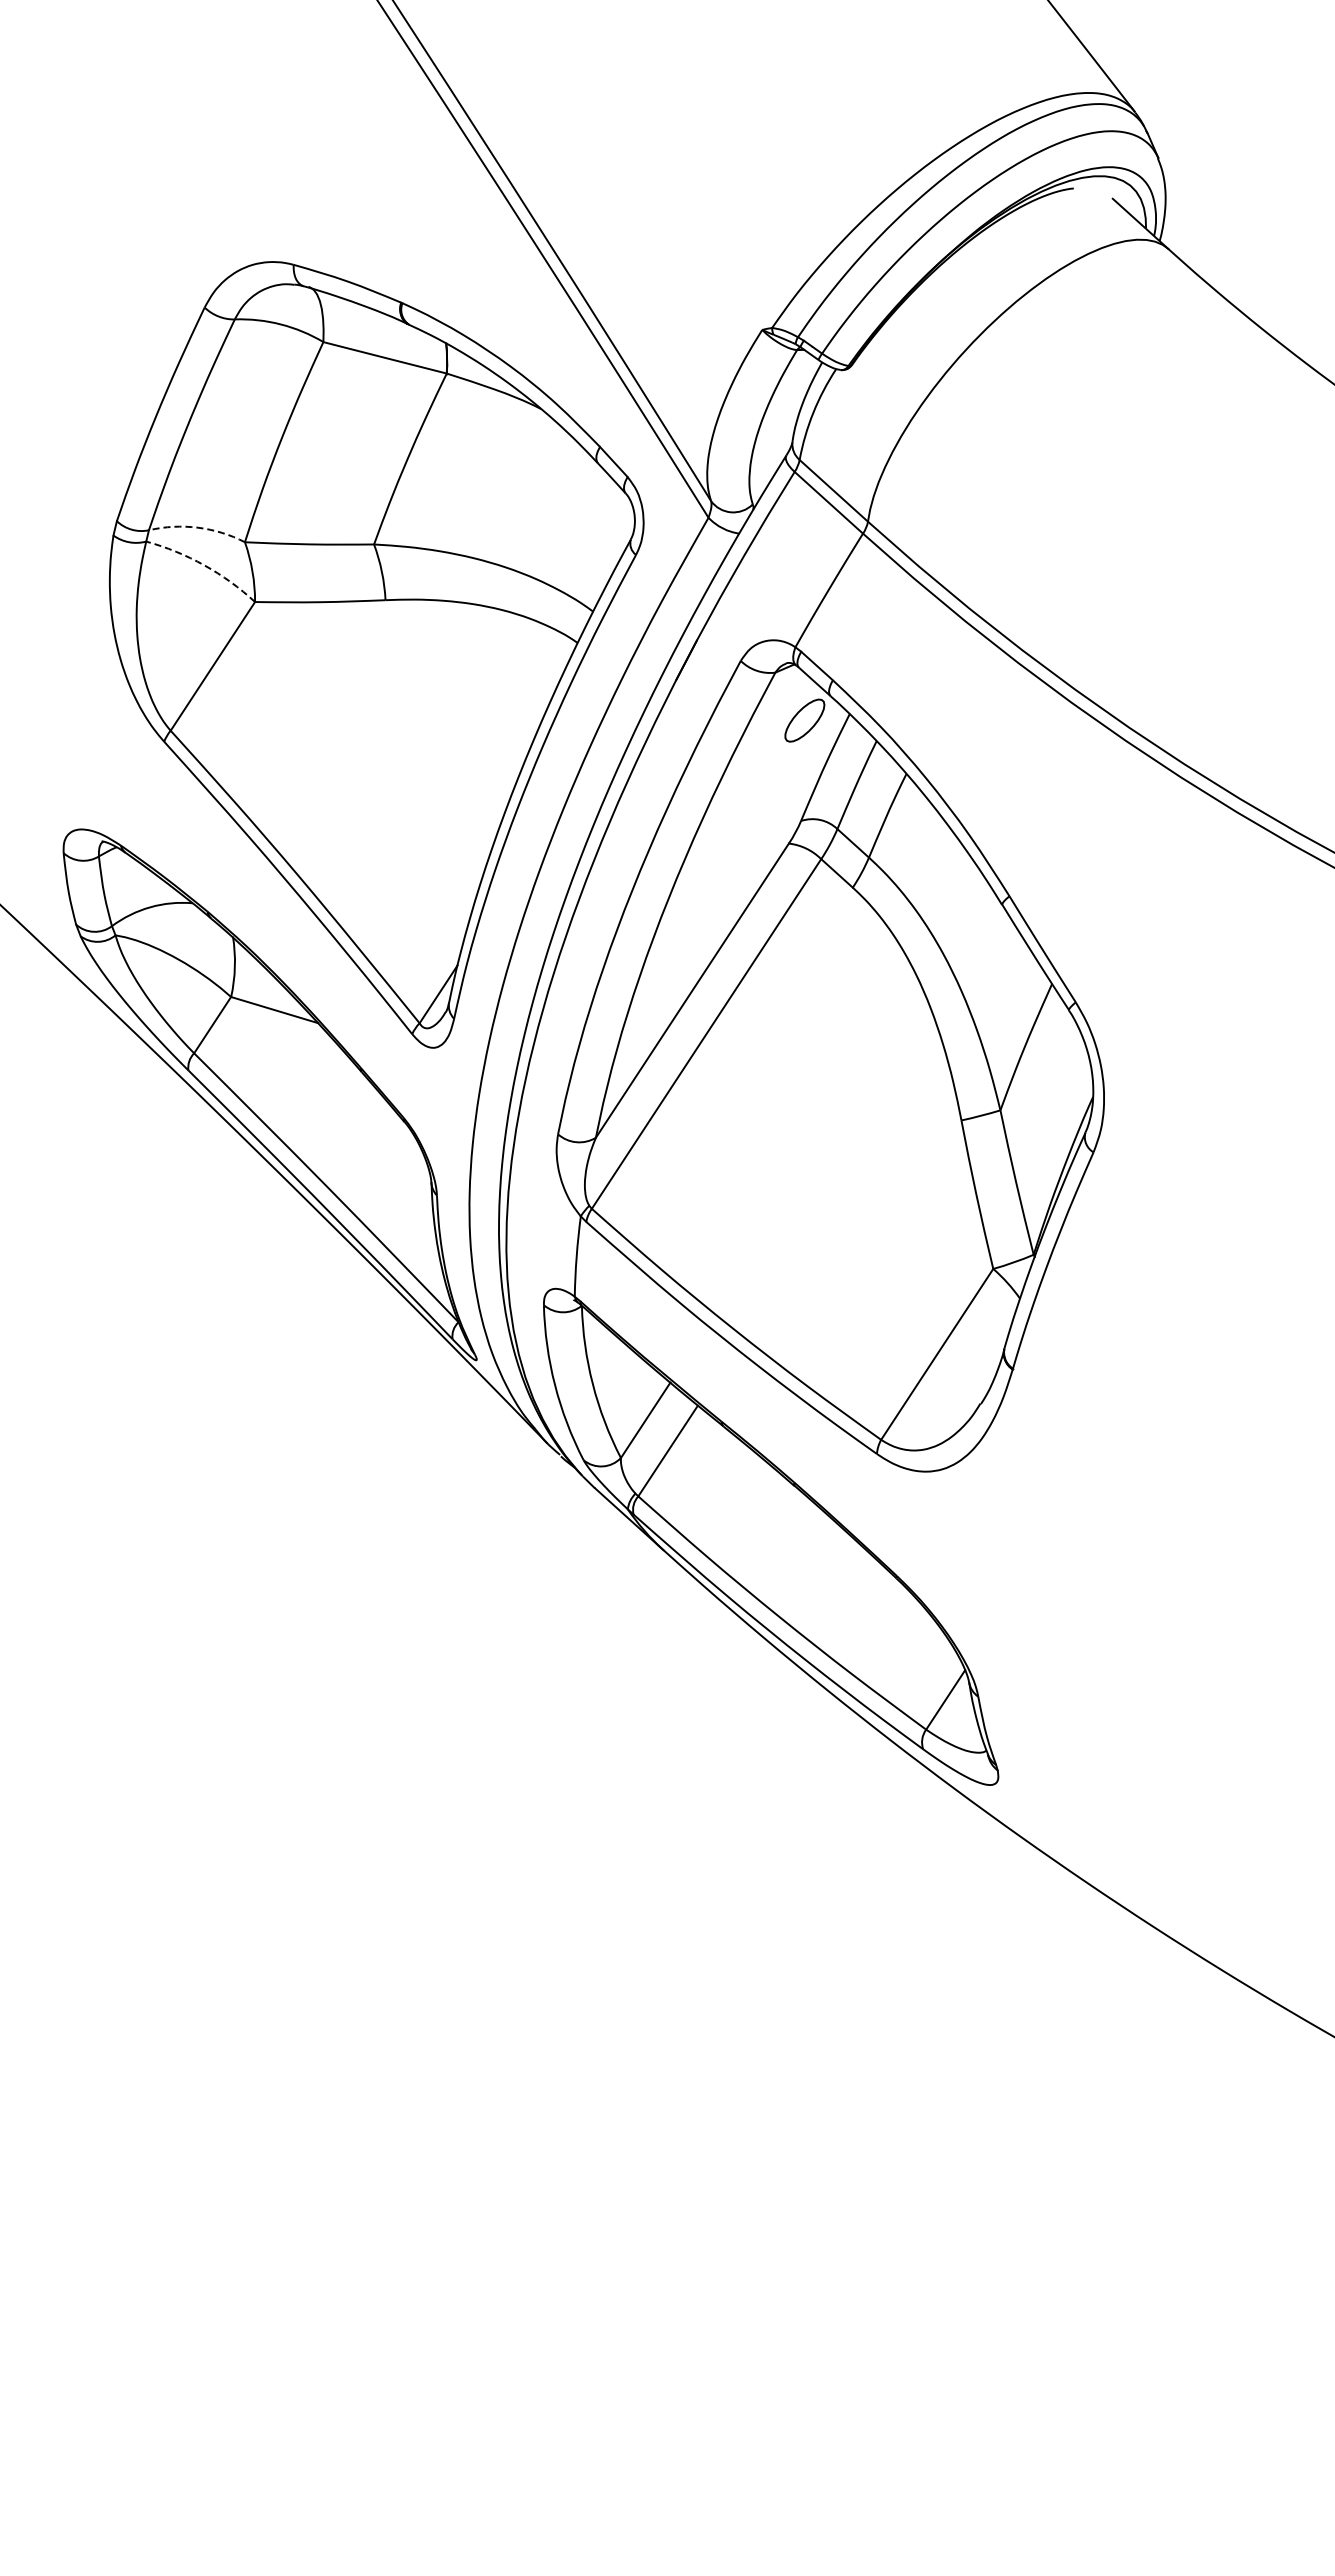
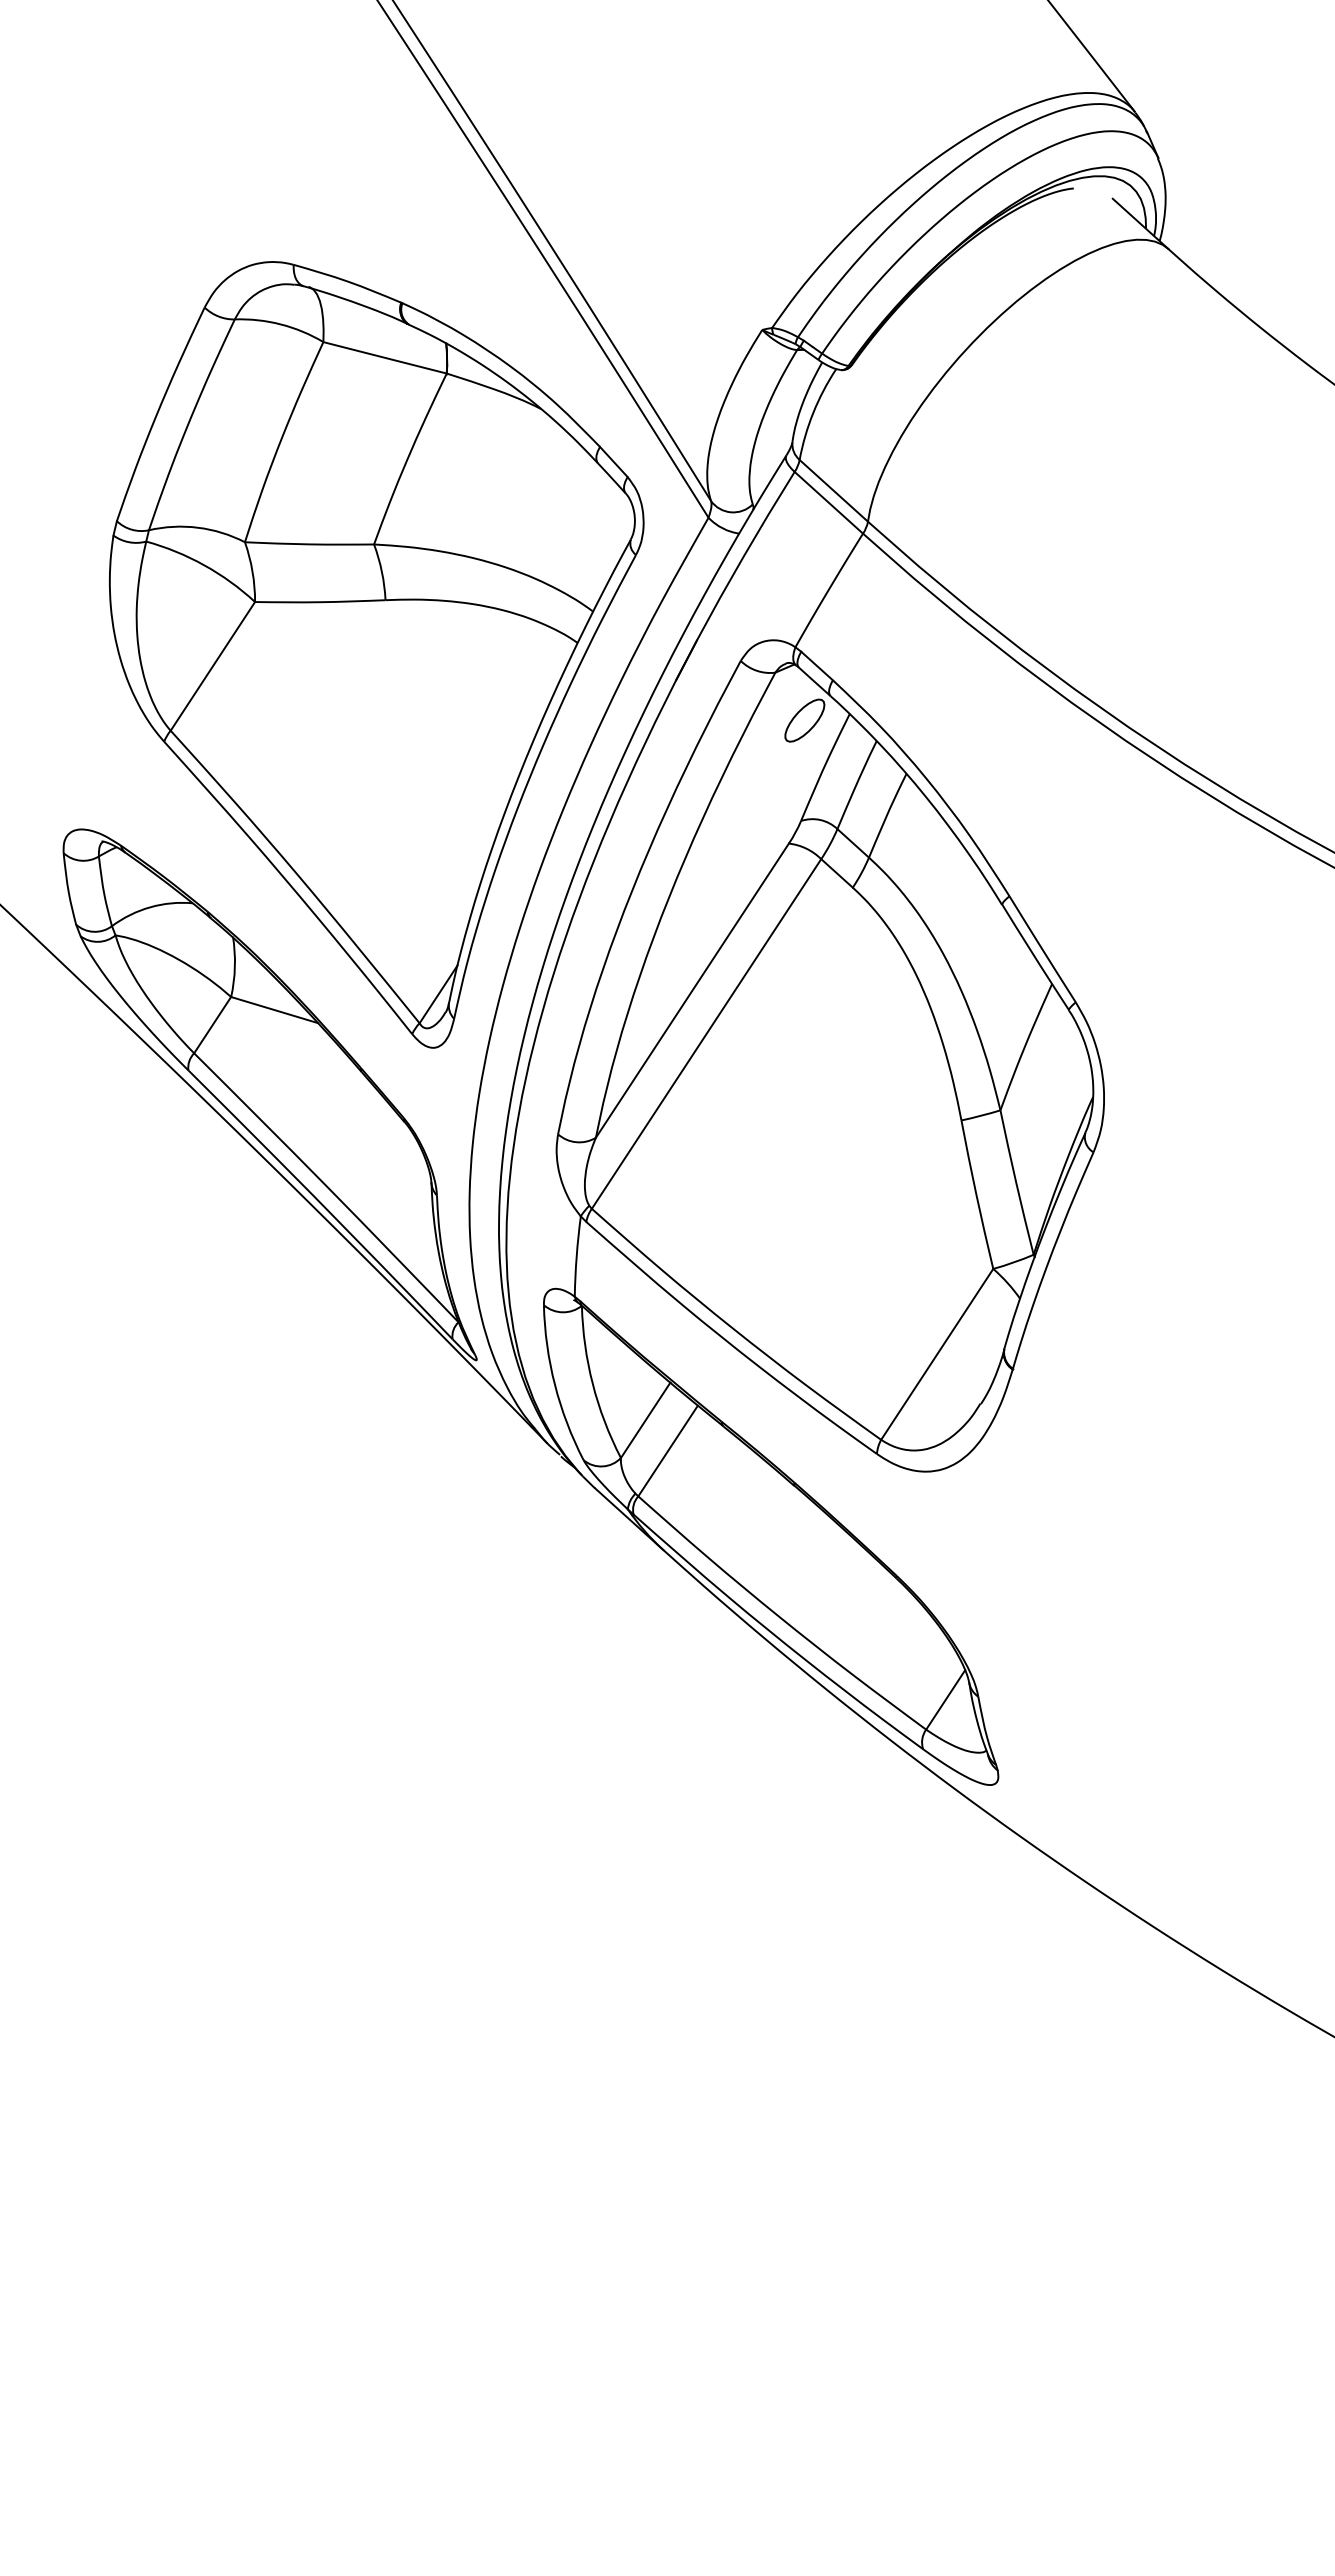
arc: dashed -> solid (198, 527)
arc: dashed -> solid (204, 565)
